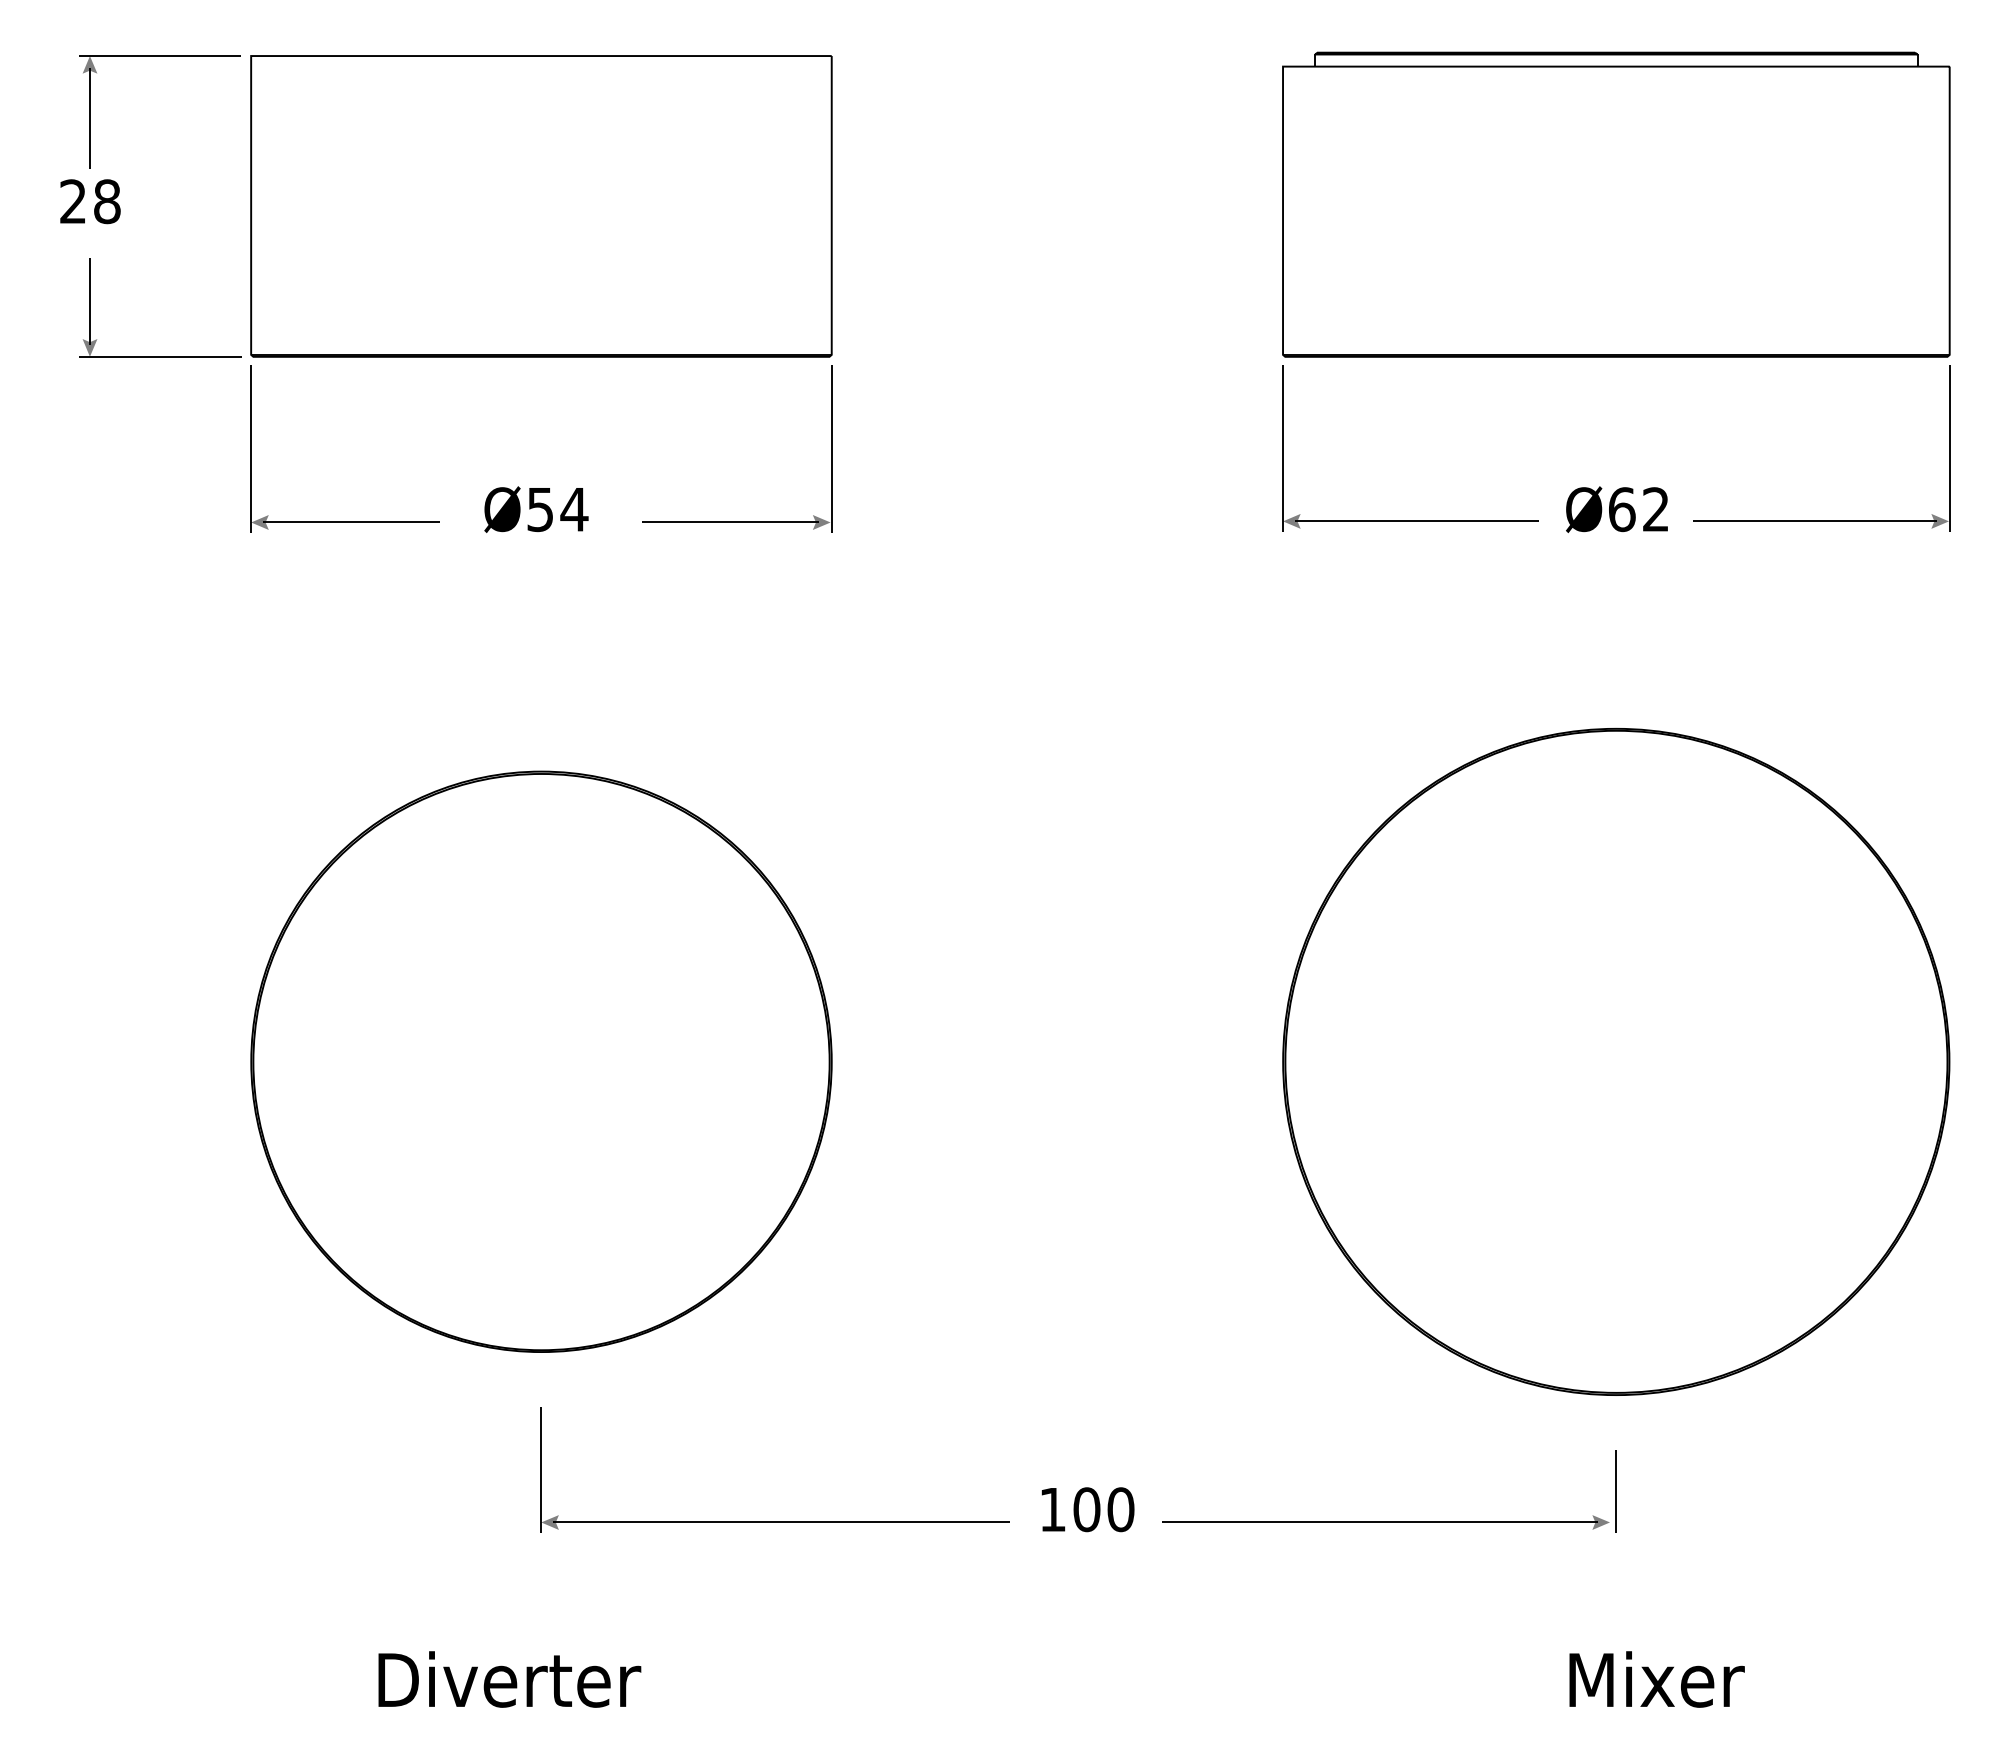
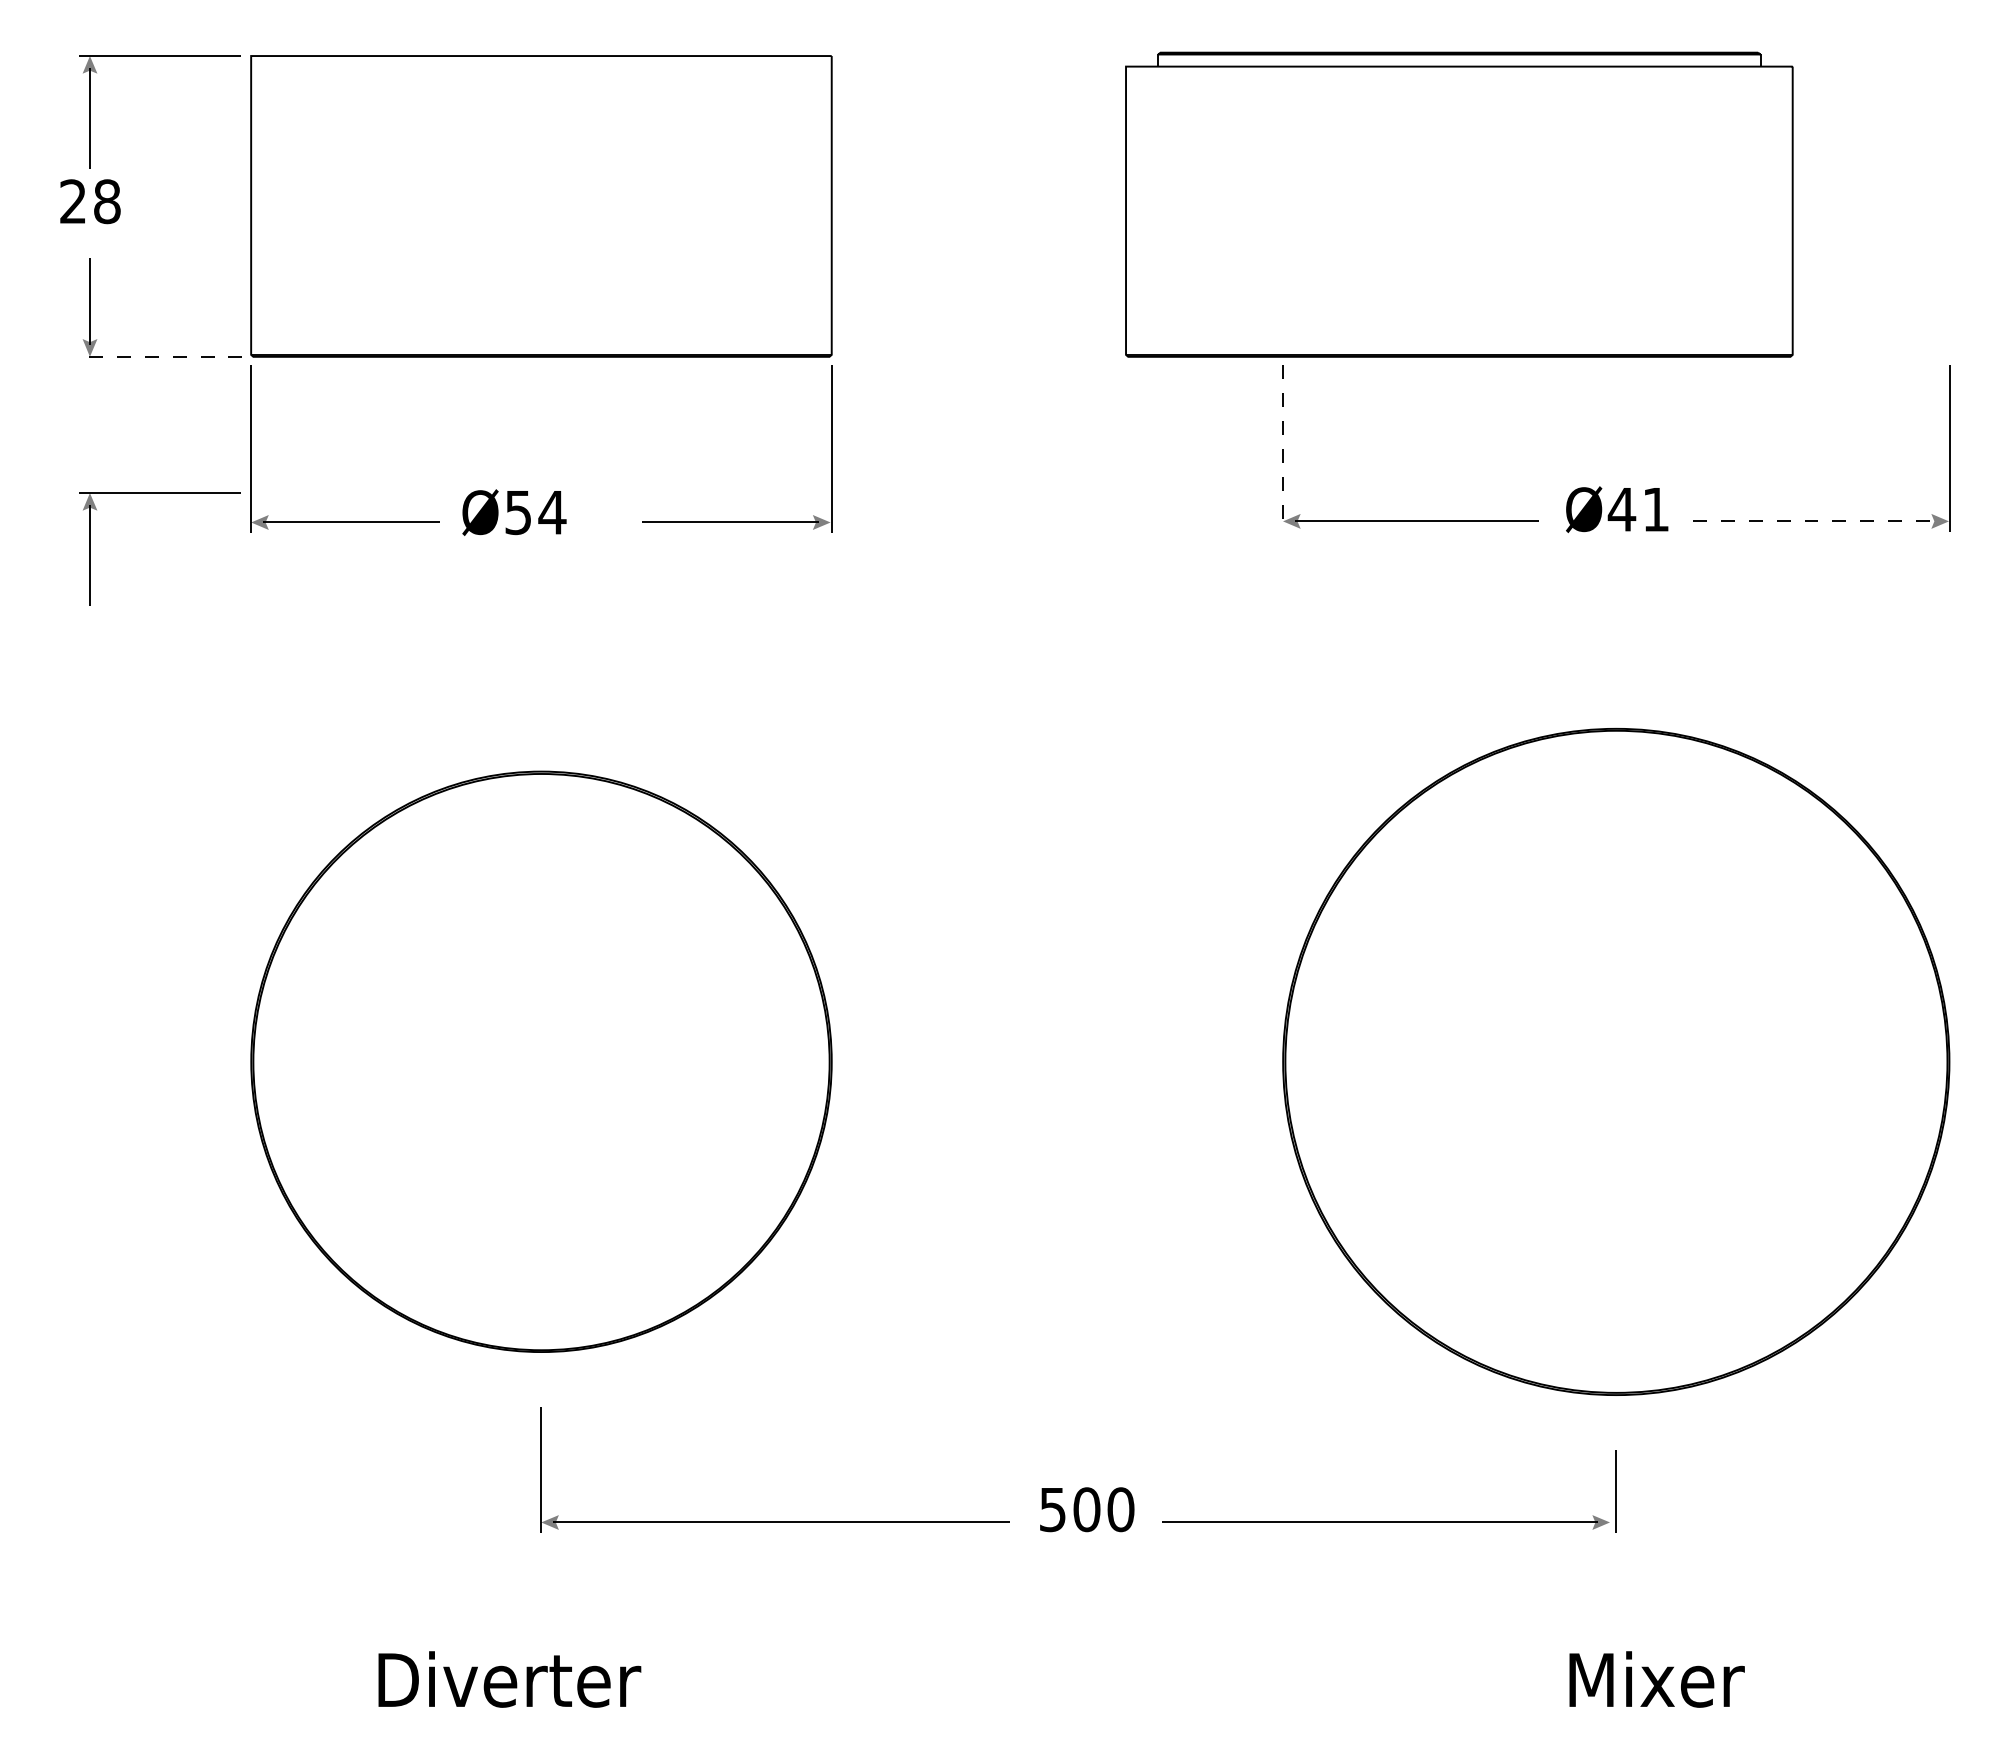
part position: (1616, 204) -> (1459, 204) (1459, 204)
line: solid -> dashed (160, 356)
line: solid -> dashed (1283, 449)
part: none -> present (159, 493)
text position: (536, 509) -> (514, 512) (514, 512)
text: Ø62 -> Ø41 (1637, 509)
line: solid -> dashed (1814, 521)
text: 100 -> 500 (1052, 1510)
